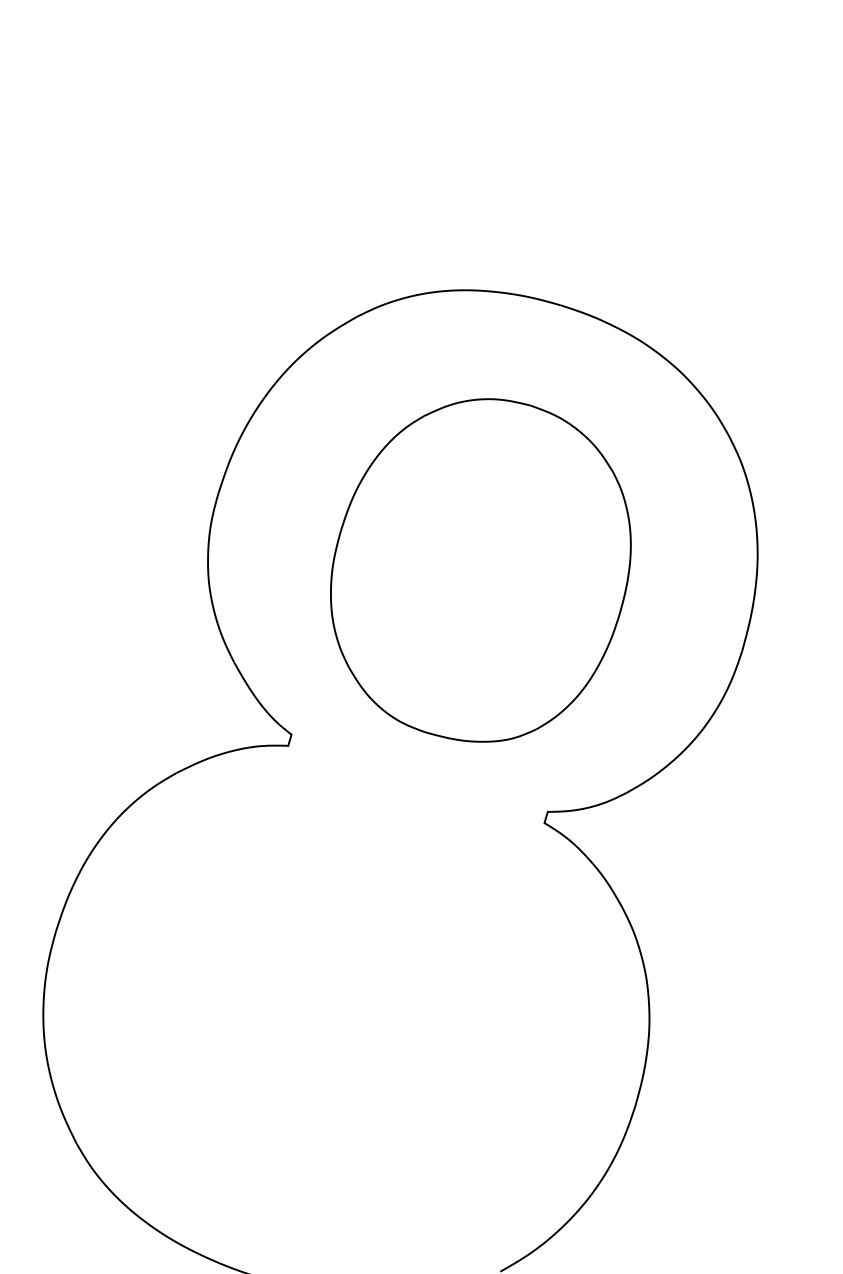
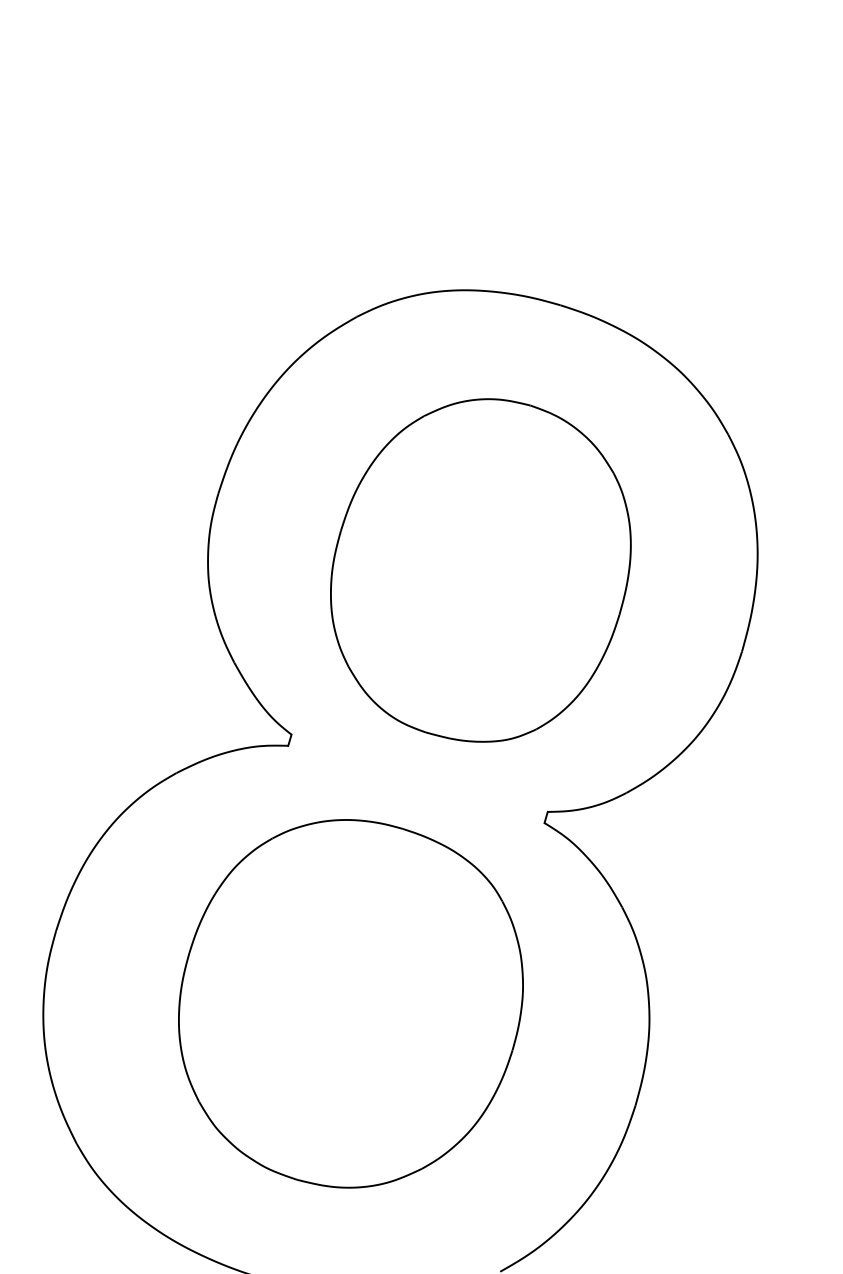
part: none -> present (350, 1003)
